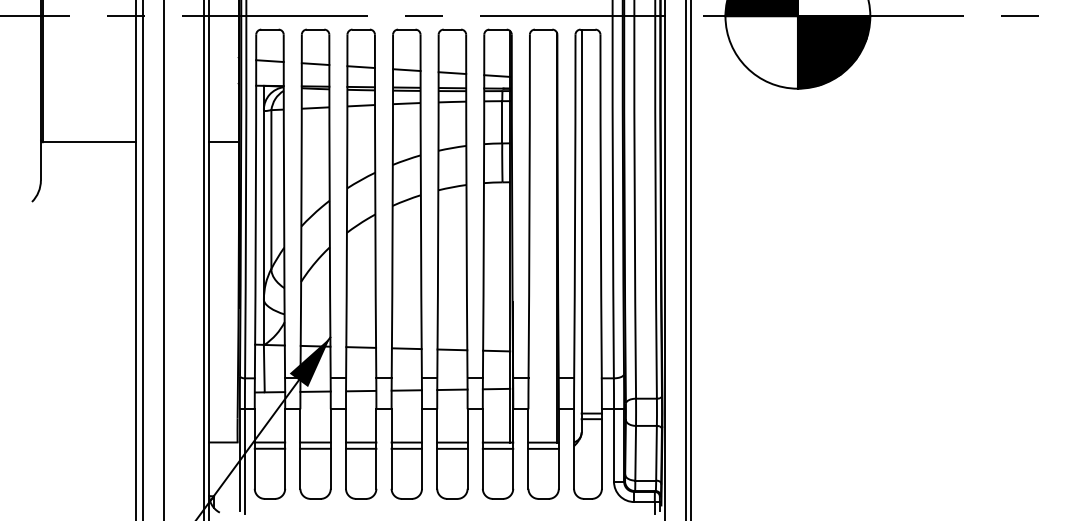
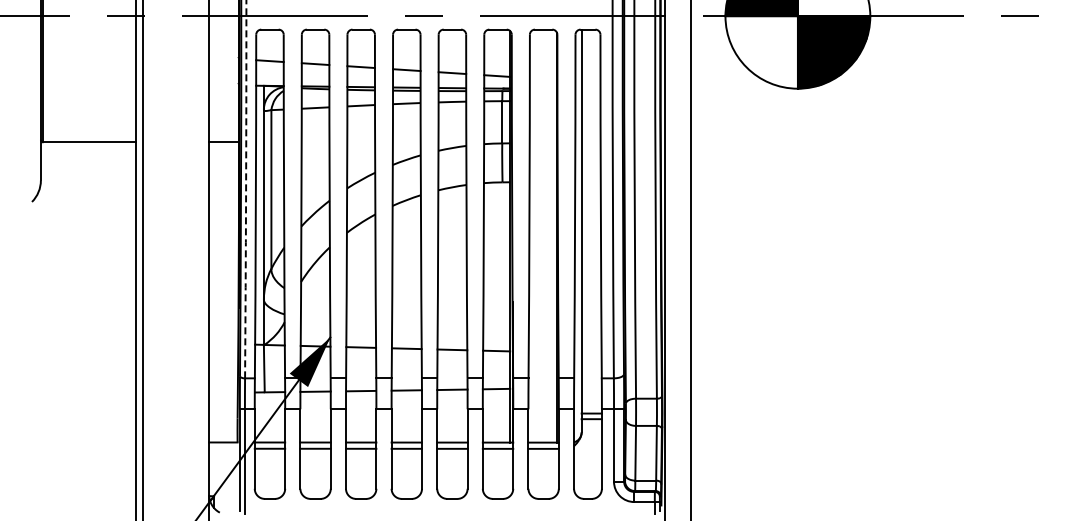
arc: solid -> dashed (246, 189)
line: present -> none (163, 259)
line: present -> none (204, 259)
line: present -> none (685, 259)
